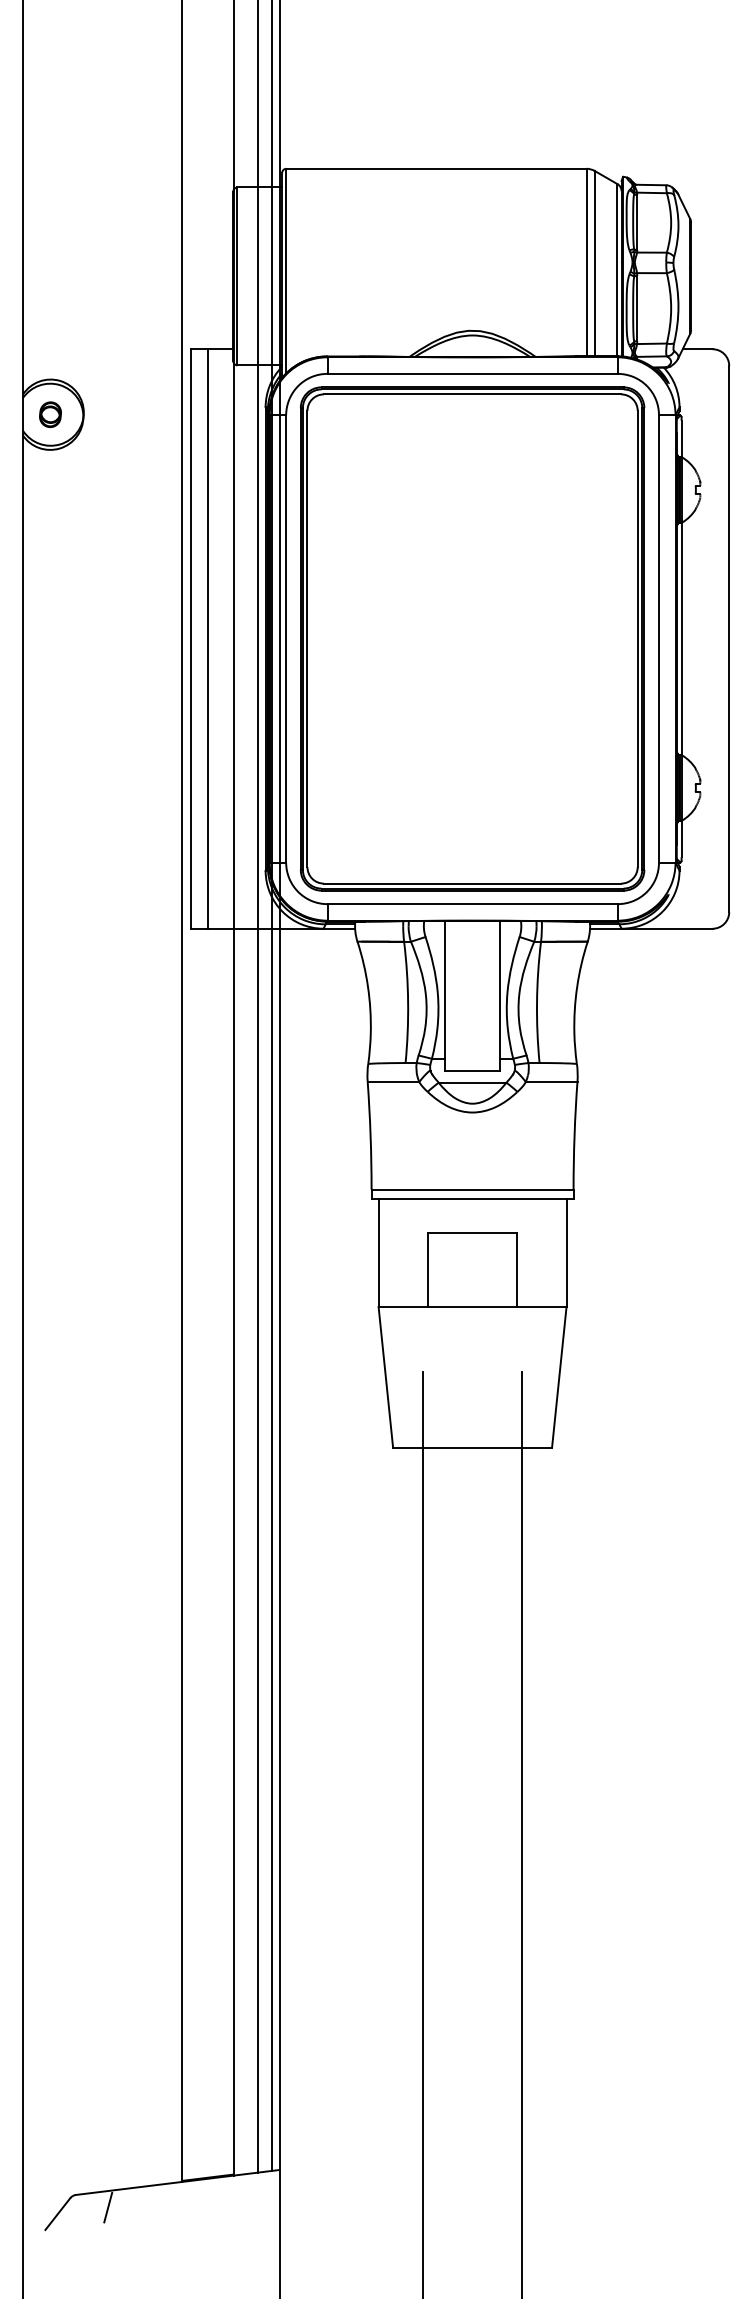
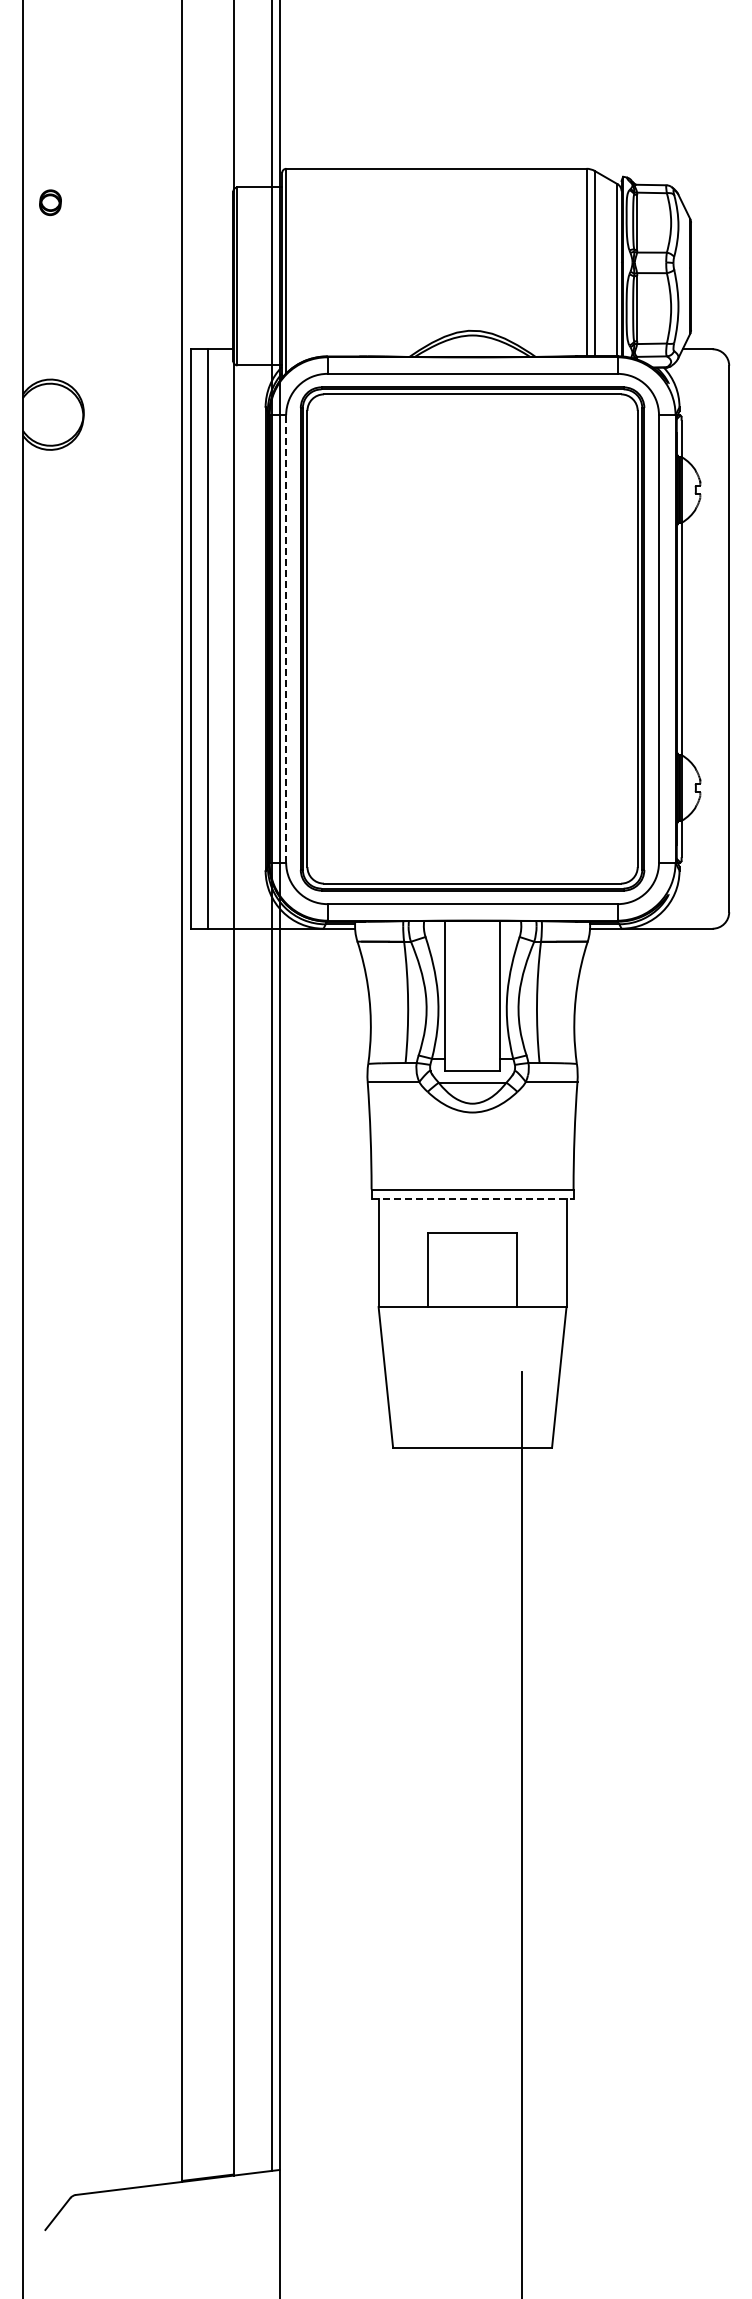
part position: (50, 414) -> (50, 202) (50, 202)
line: solid -> dashed (286, 639)
line: present -> none (258, 1087)
line: solid -> dashed (472, 1199)
line: present -> none (422, 1833)
line: present -> none (108, 2207)
